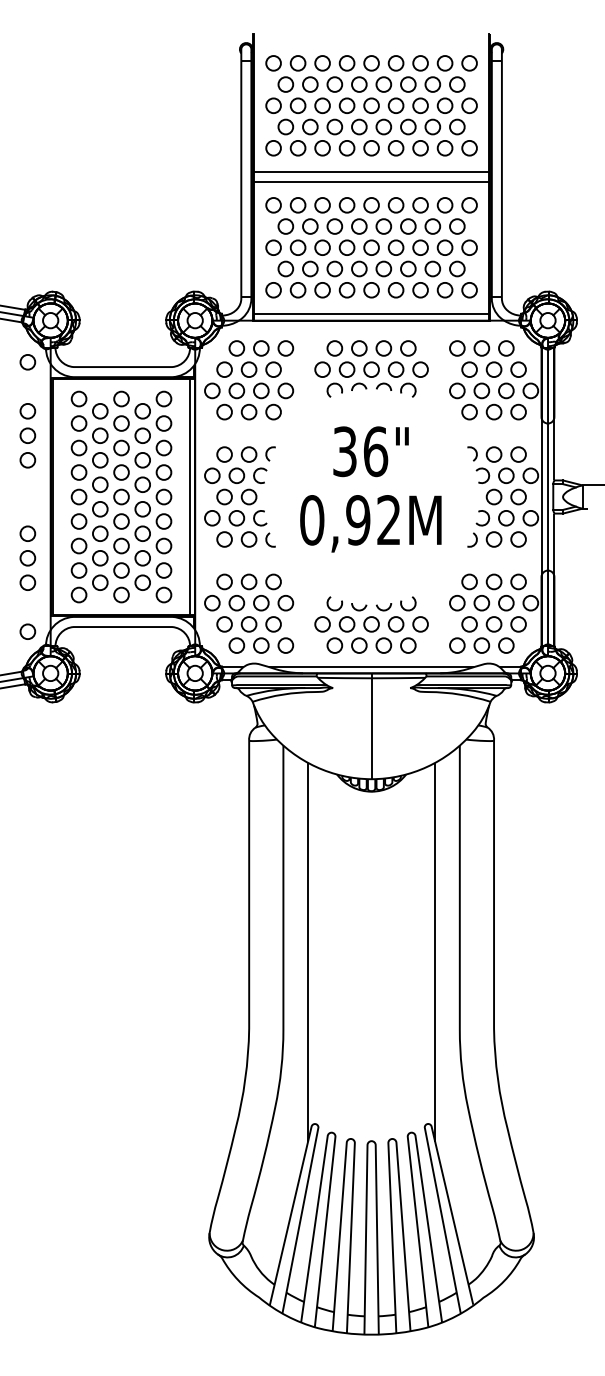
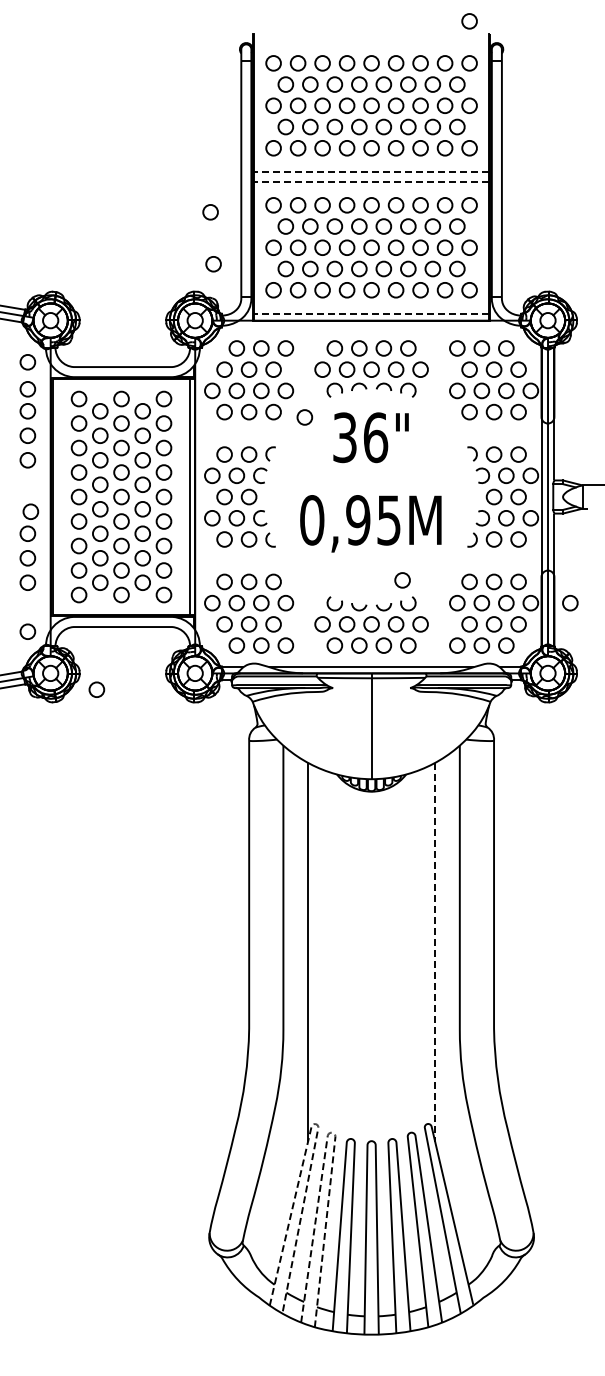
circle: none -> present (469, 21)
line: solid -> dashed (371, 172)
line: solid -> dashed (371, 181)
circle: none -> present (210, 212)
circle: none -> present (213, 264)
line: solid -> dashed (371, 313)
circle: none -> present (27, 389)
circle: none -> present (304, 417)
text position: (370, 451) -> (370, 437) (370, 437)
circle: none -> present (30, 511)
text: 0,92M -> 0,95M (388, 520)
circle: none -> present (402, 580)
circle: none -> present (570, 603)
circle: none -> present (96, 689)
line: solid -> dashed (435, 952)
line: solid -> dashed (316, 1124)
line: solid -> dashed (332, 1132)
